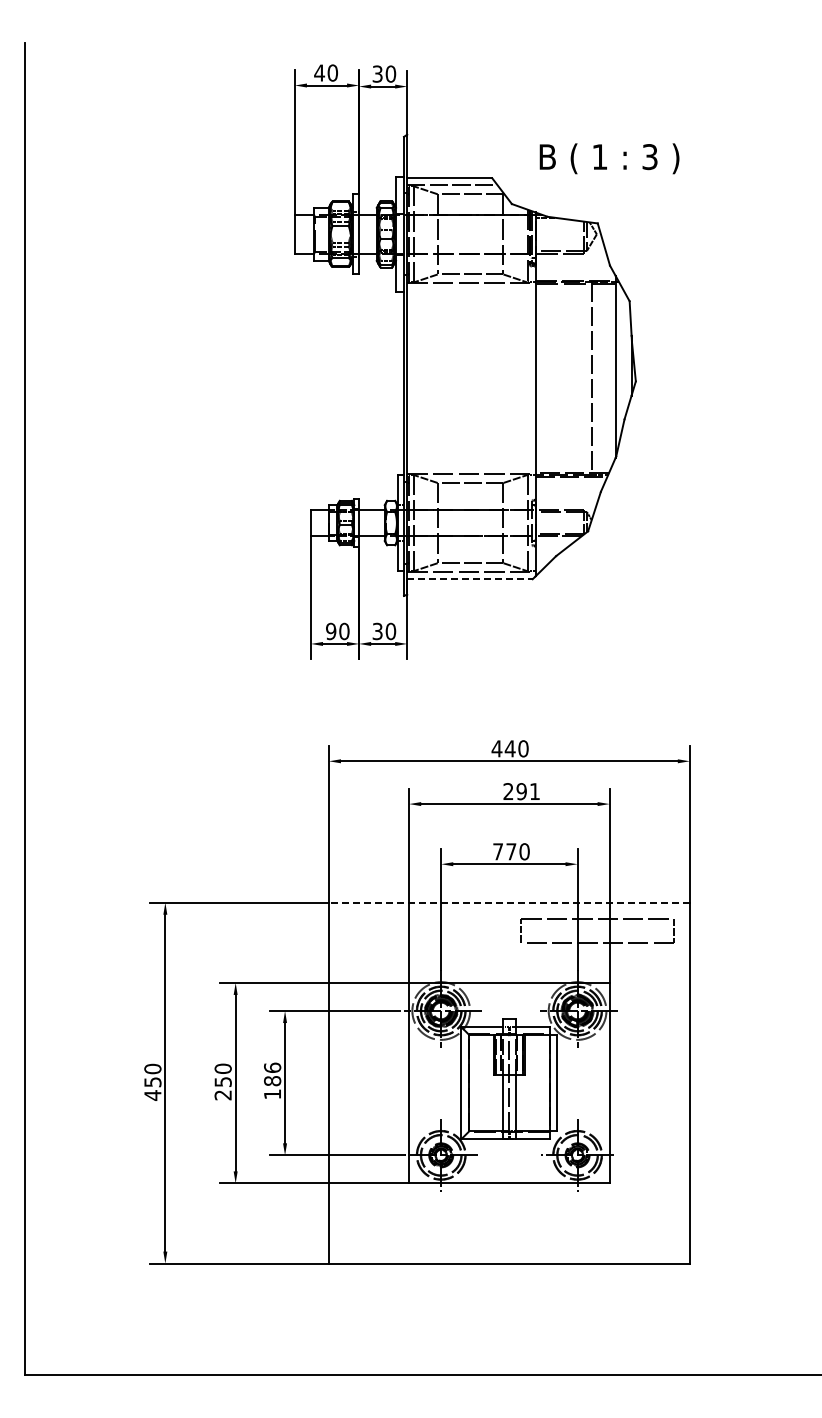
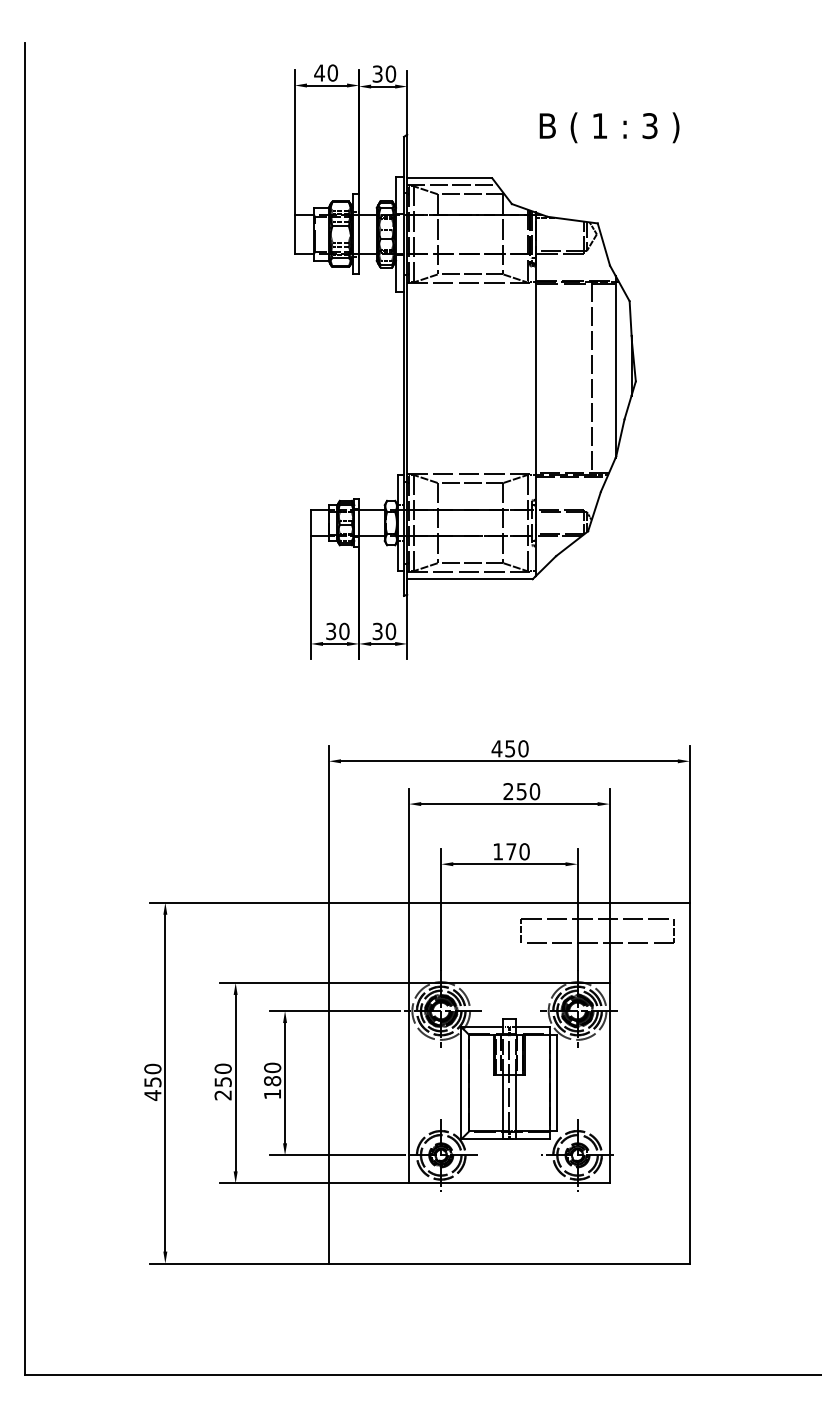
text position: (609, 158) -> (609, 127) (609, 127)
line: dashed -> solid (469, 579)
text: 90 -> 30 (331, 630)
text: 440 -> 450 (509, 748)
text: 291 -> 250 (528, 791)
text: 770 -> 170 (497, 851)
line: dashed -> solid (508, 902)
text: 186 -> 180 (272, 1067)
